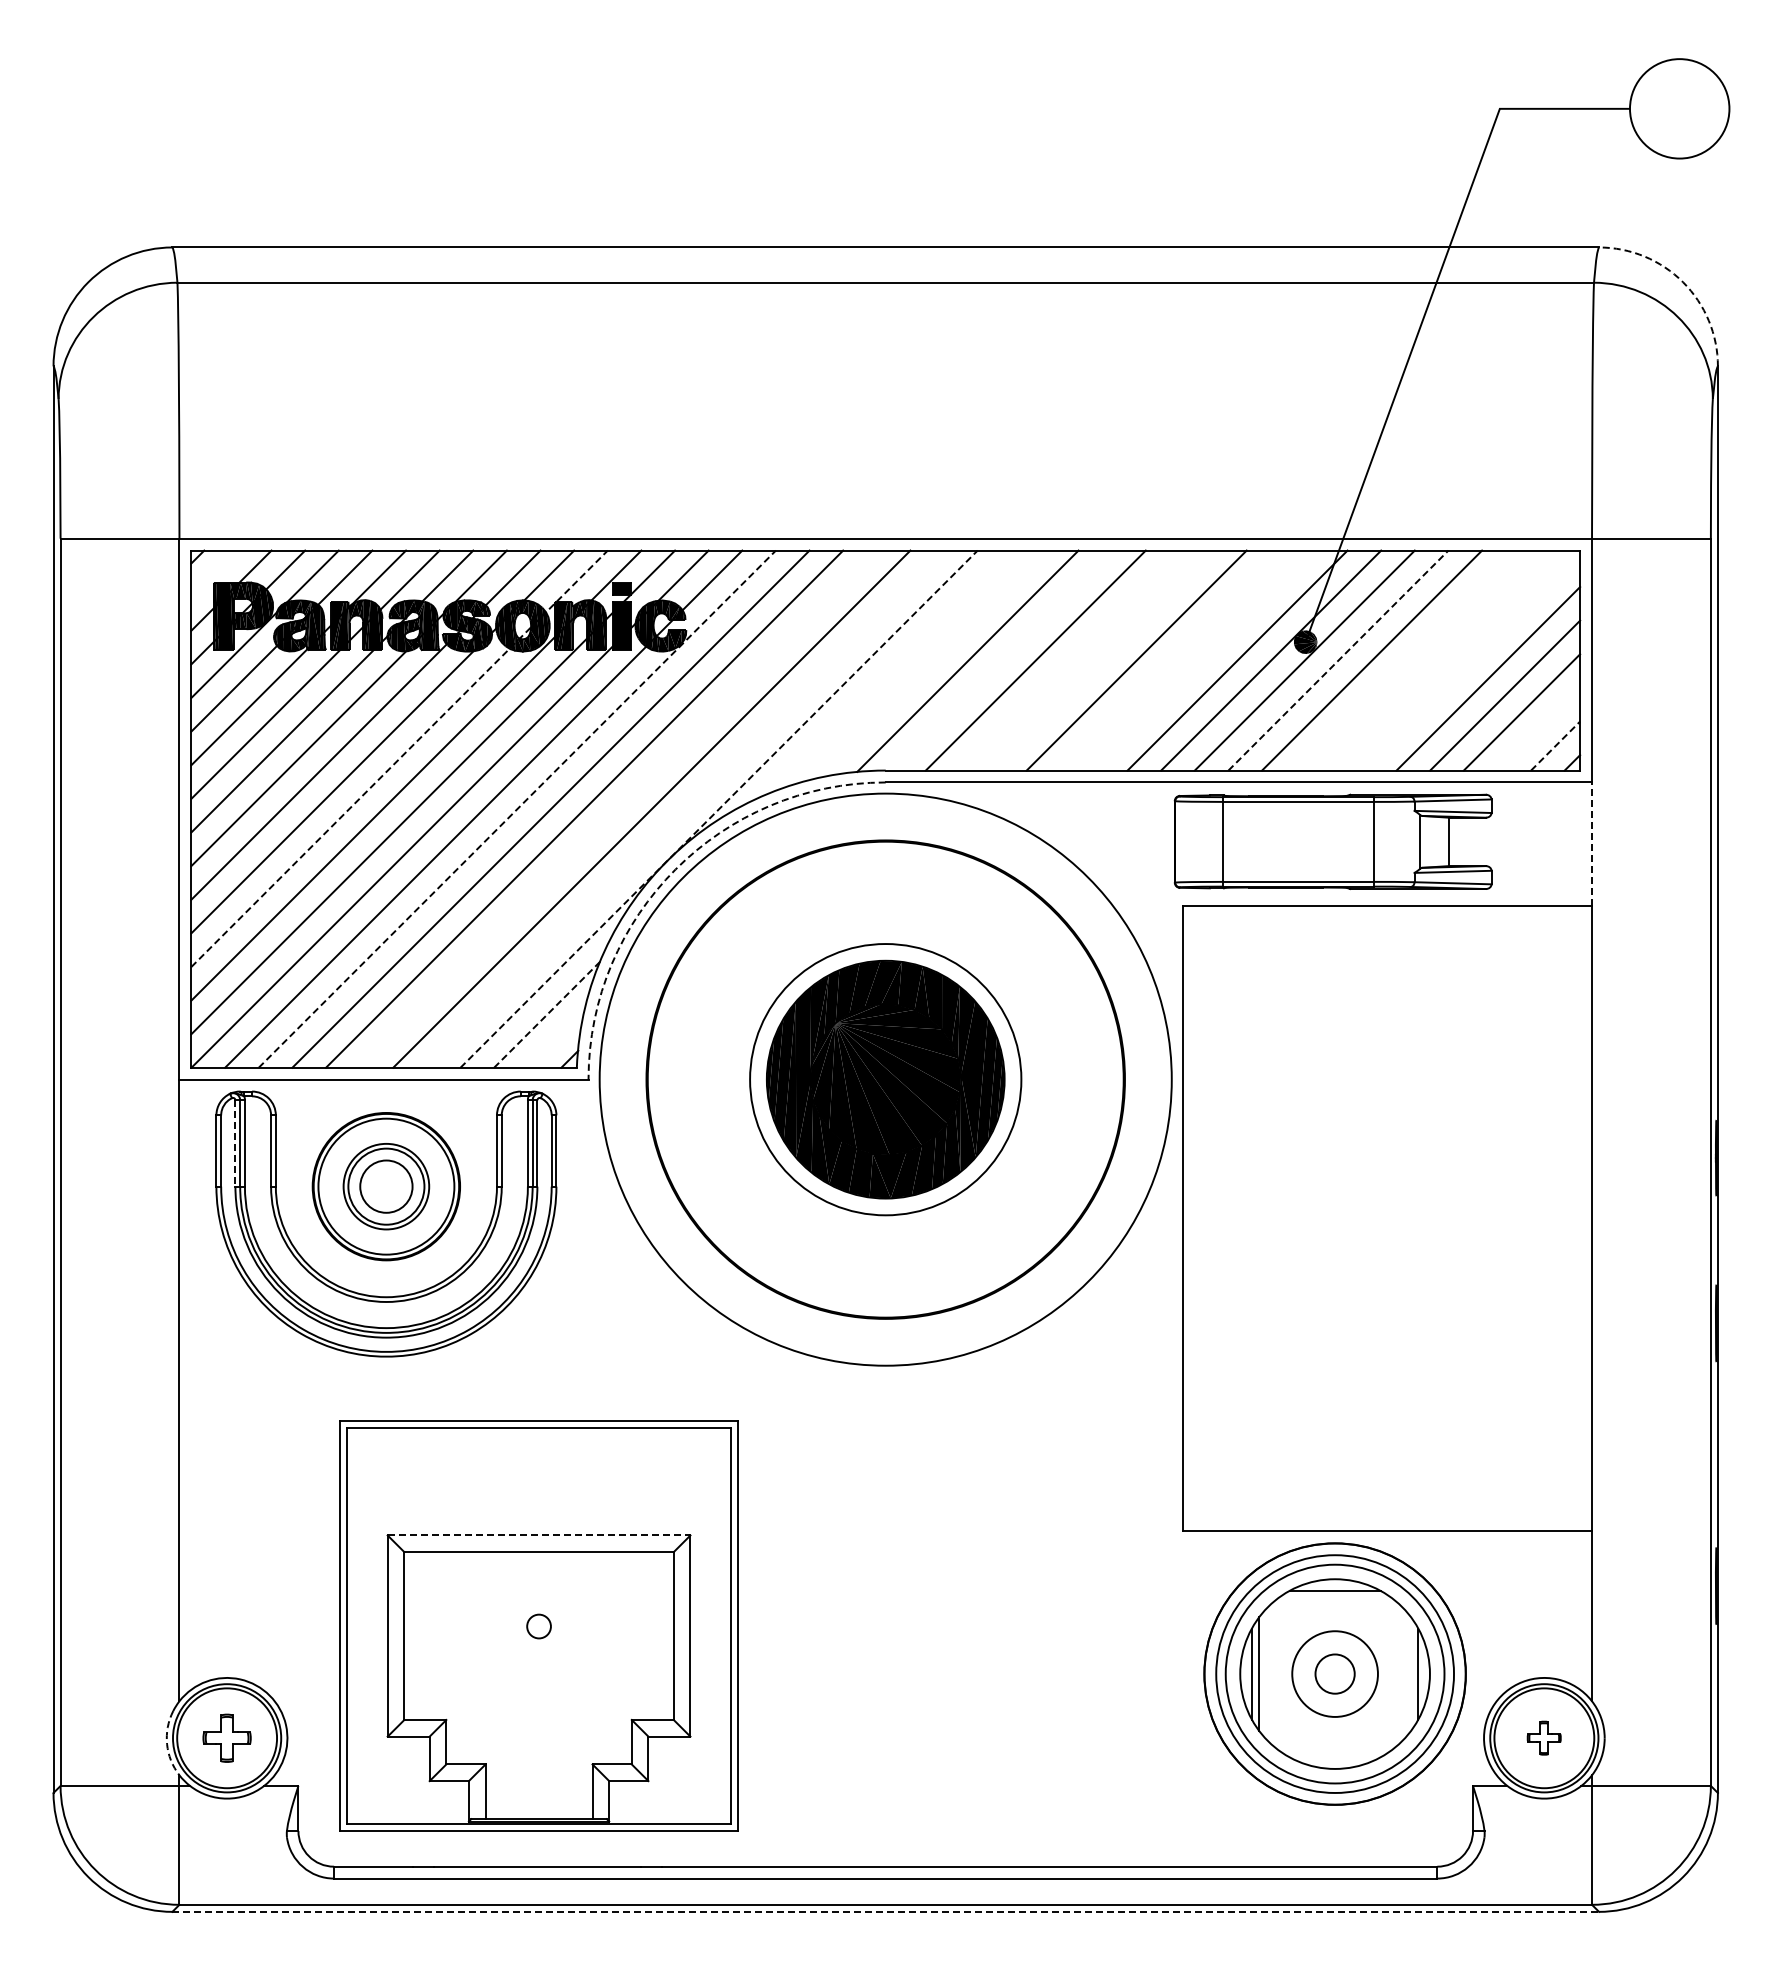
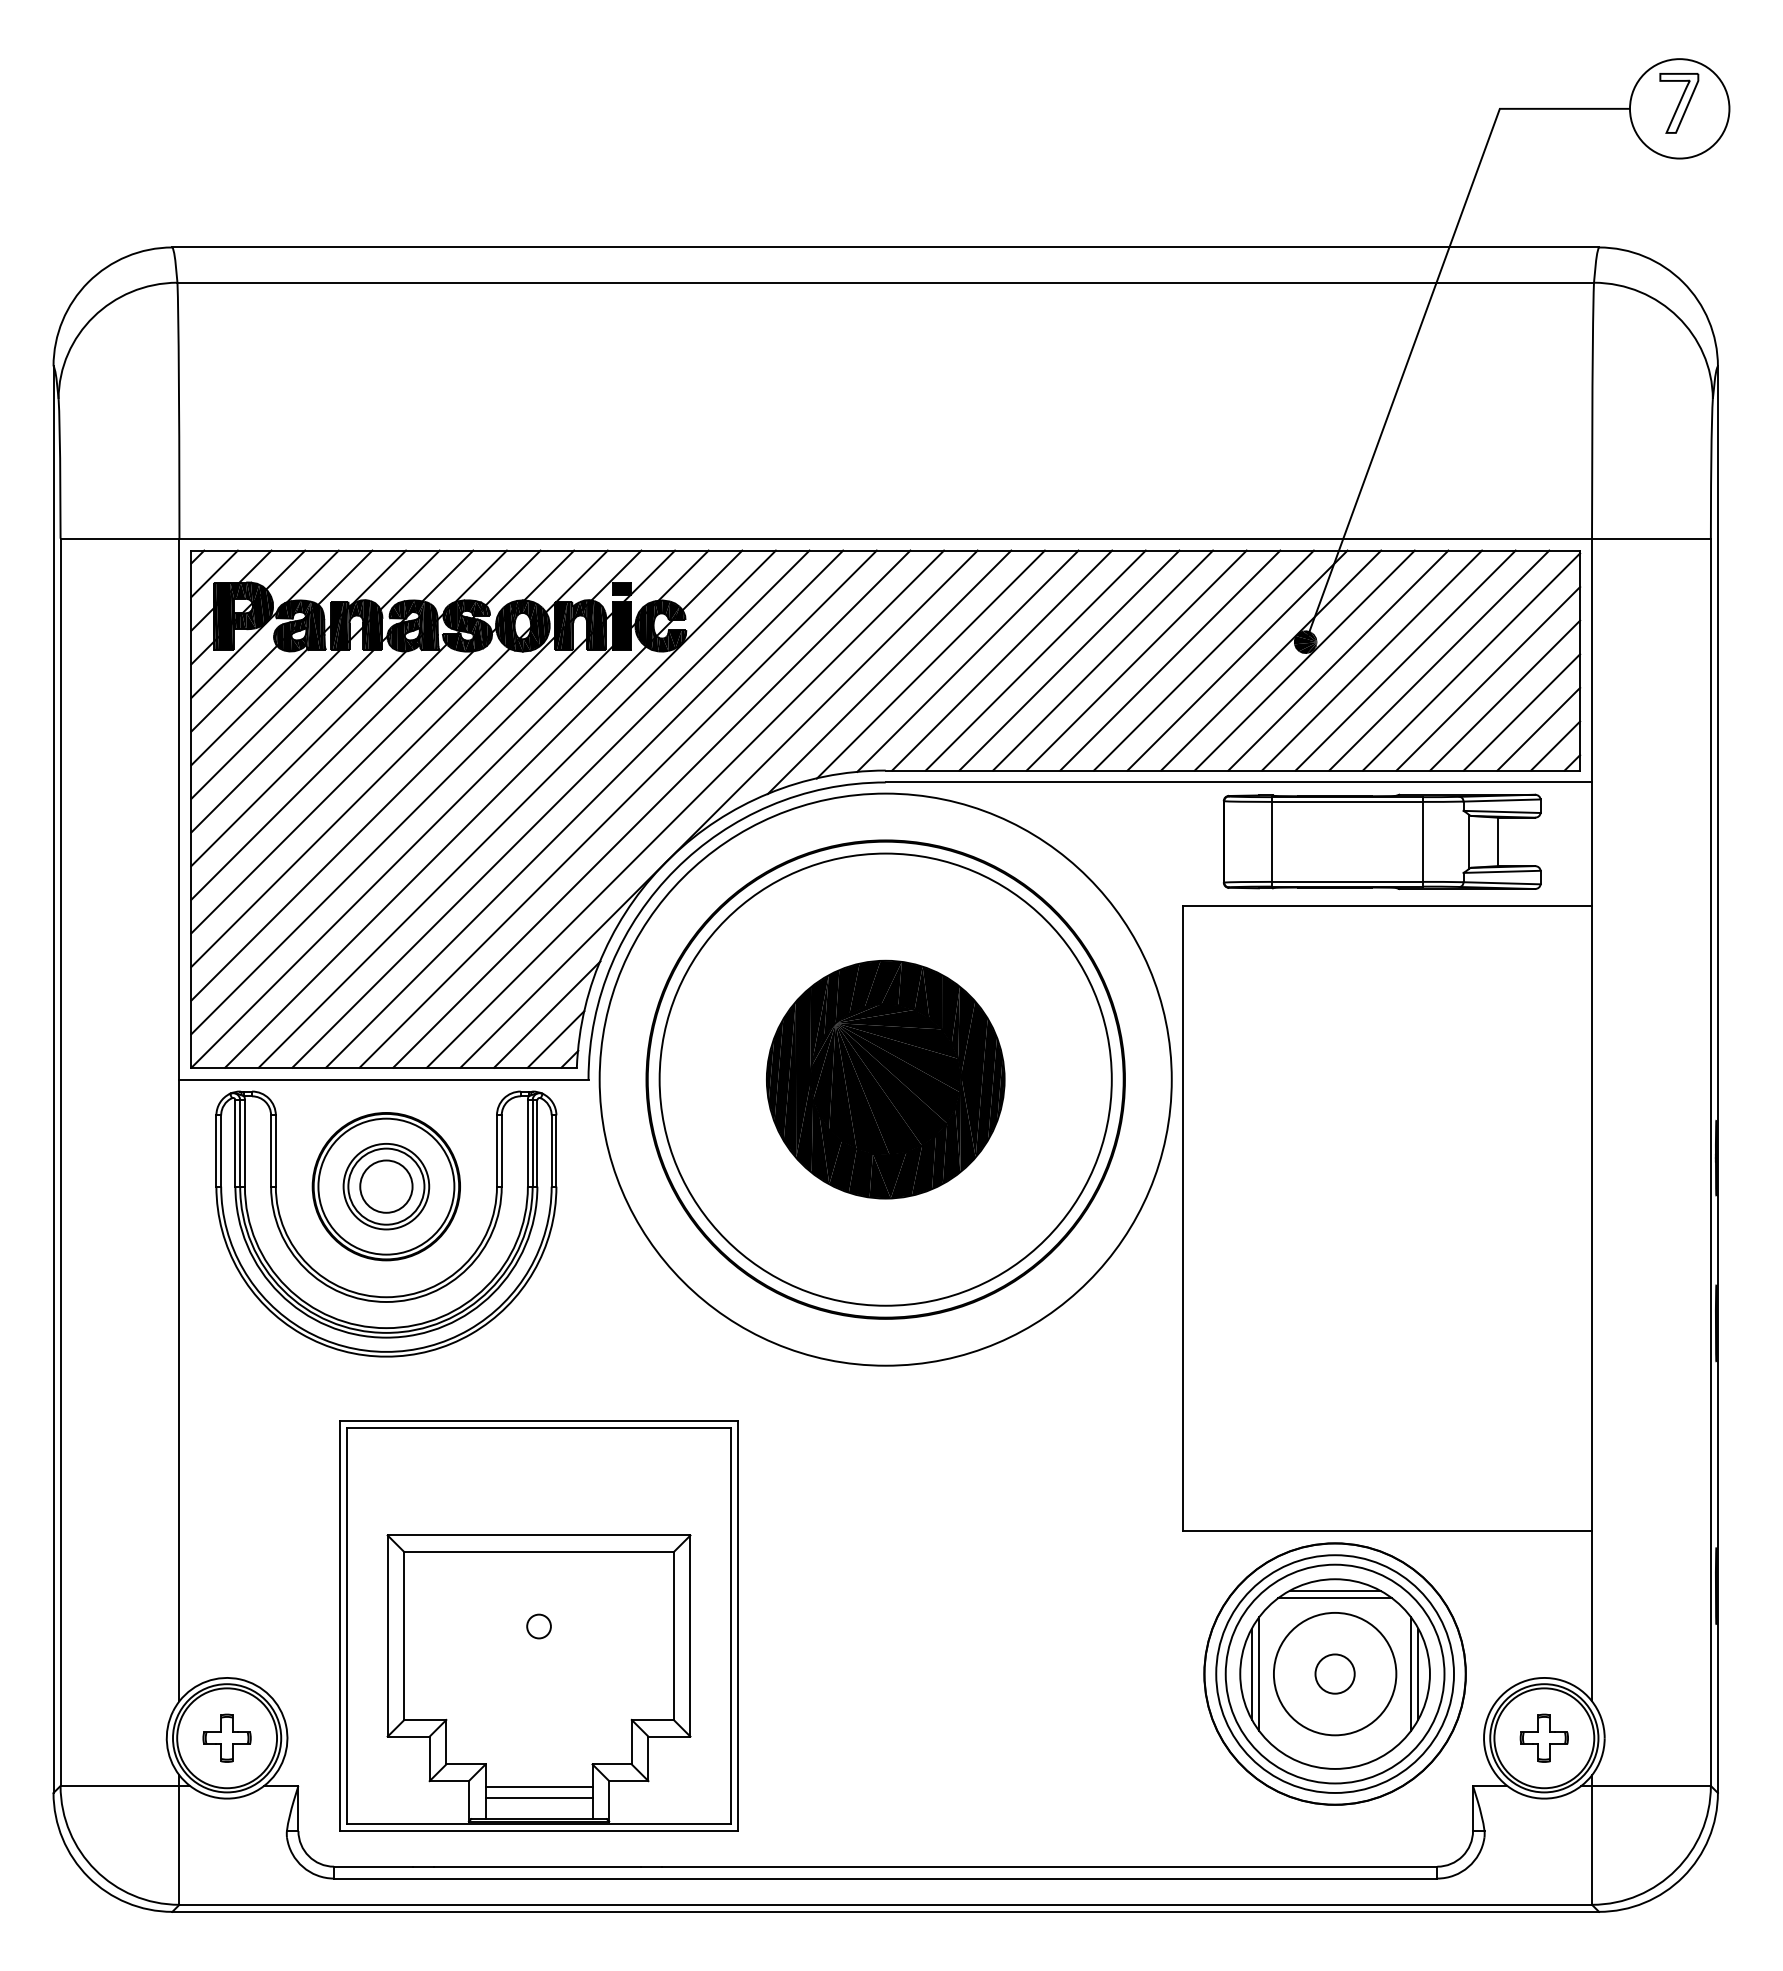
part: none -> present (1679, 103)
arc: dashed -> solid (1683, 282)
line: none -> present (214, 573)
line: none -> present (1002, 660)
line: none -> present (1069, 660)
line: none -> present (1103, 660)
line: none -> present (1170, 660)
line: none -> present (1203, 660)
line: dashed -> solid (1338, 660)
line: none -> present (1405, 660)
line: none -> present (1439, 660)
line: none -> present (1471, 661)
line: none -> present (930, 664)
line: none -> present (889, 672)
line: none -> present (1538, 728)
line: dashed -> solid (1555, 746)
line: dashed -> solid (399, 758)
line: none -> present (617, 808)
line: none -> present (685, 808)
line: dashed -> solid (517, 809)
line: dashed -> solid (719, 809)
part position: (1332, 841) -> (1381, 841) (1381, 841)
line: dashed -> solid (1592, 844)
arc: dashed -> solid (675, 869)
line: dashed -> solid (547, 1014)
line: none -> present (555, 1039)
circle diameter: 271 px -> 452 px (885, 1079)
line: dashed -> solid (235, 1143)
line: dashed -> solid (539, 1535)
line: none -> present (1334, 1598)
circle diameter: 86 px -> 122 px (1334, 1673)
line: none -> present (1411, 1673)
part size: 36x36 px -> 50x50 px (1543, 1737)
arc: dashed -> solid (167, 1744)
line: none -> present (538, 1787)
line: none -> present (538, 1797)
line: dashed -> solid (886, 1911)
